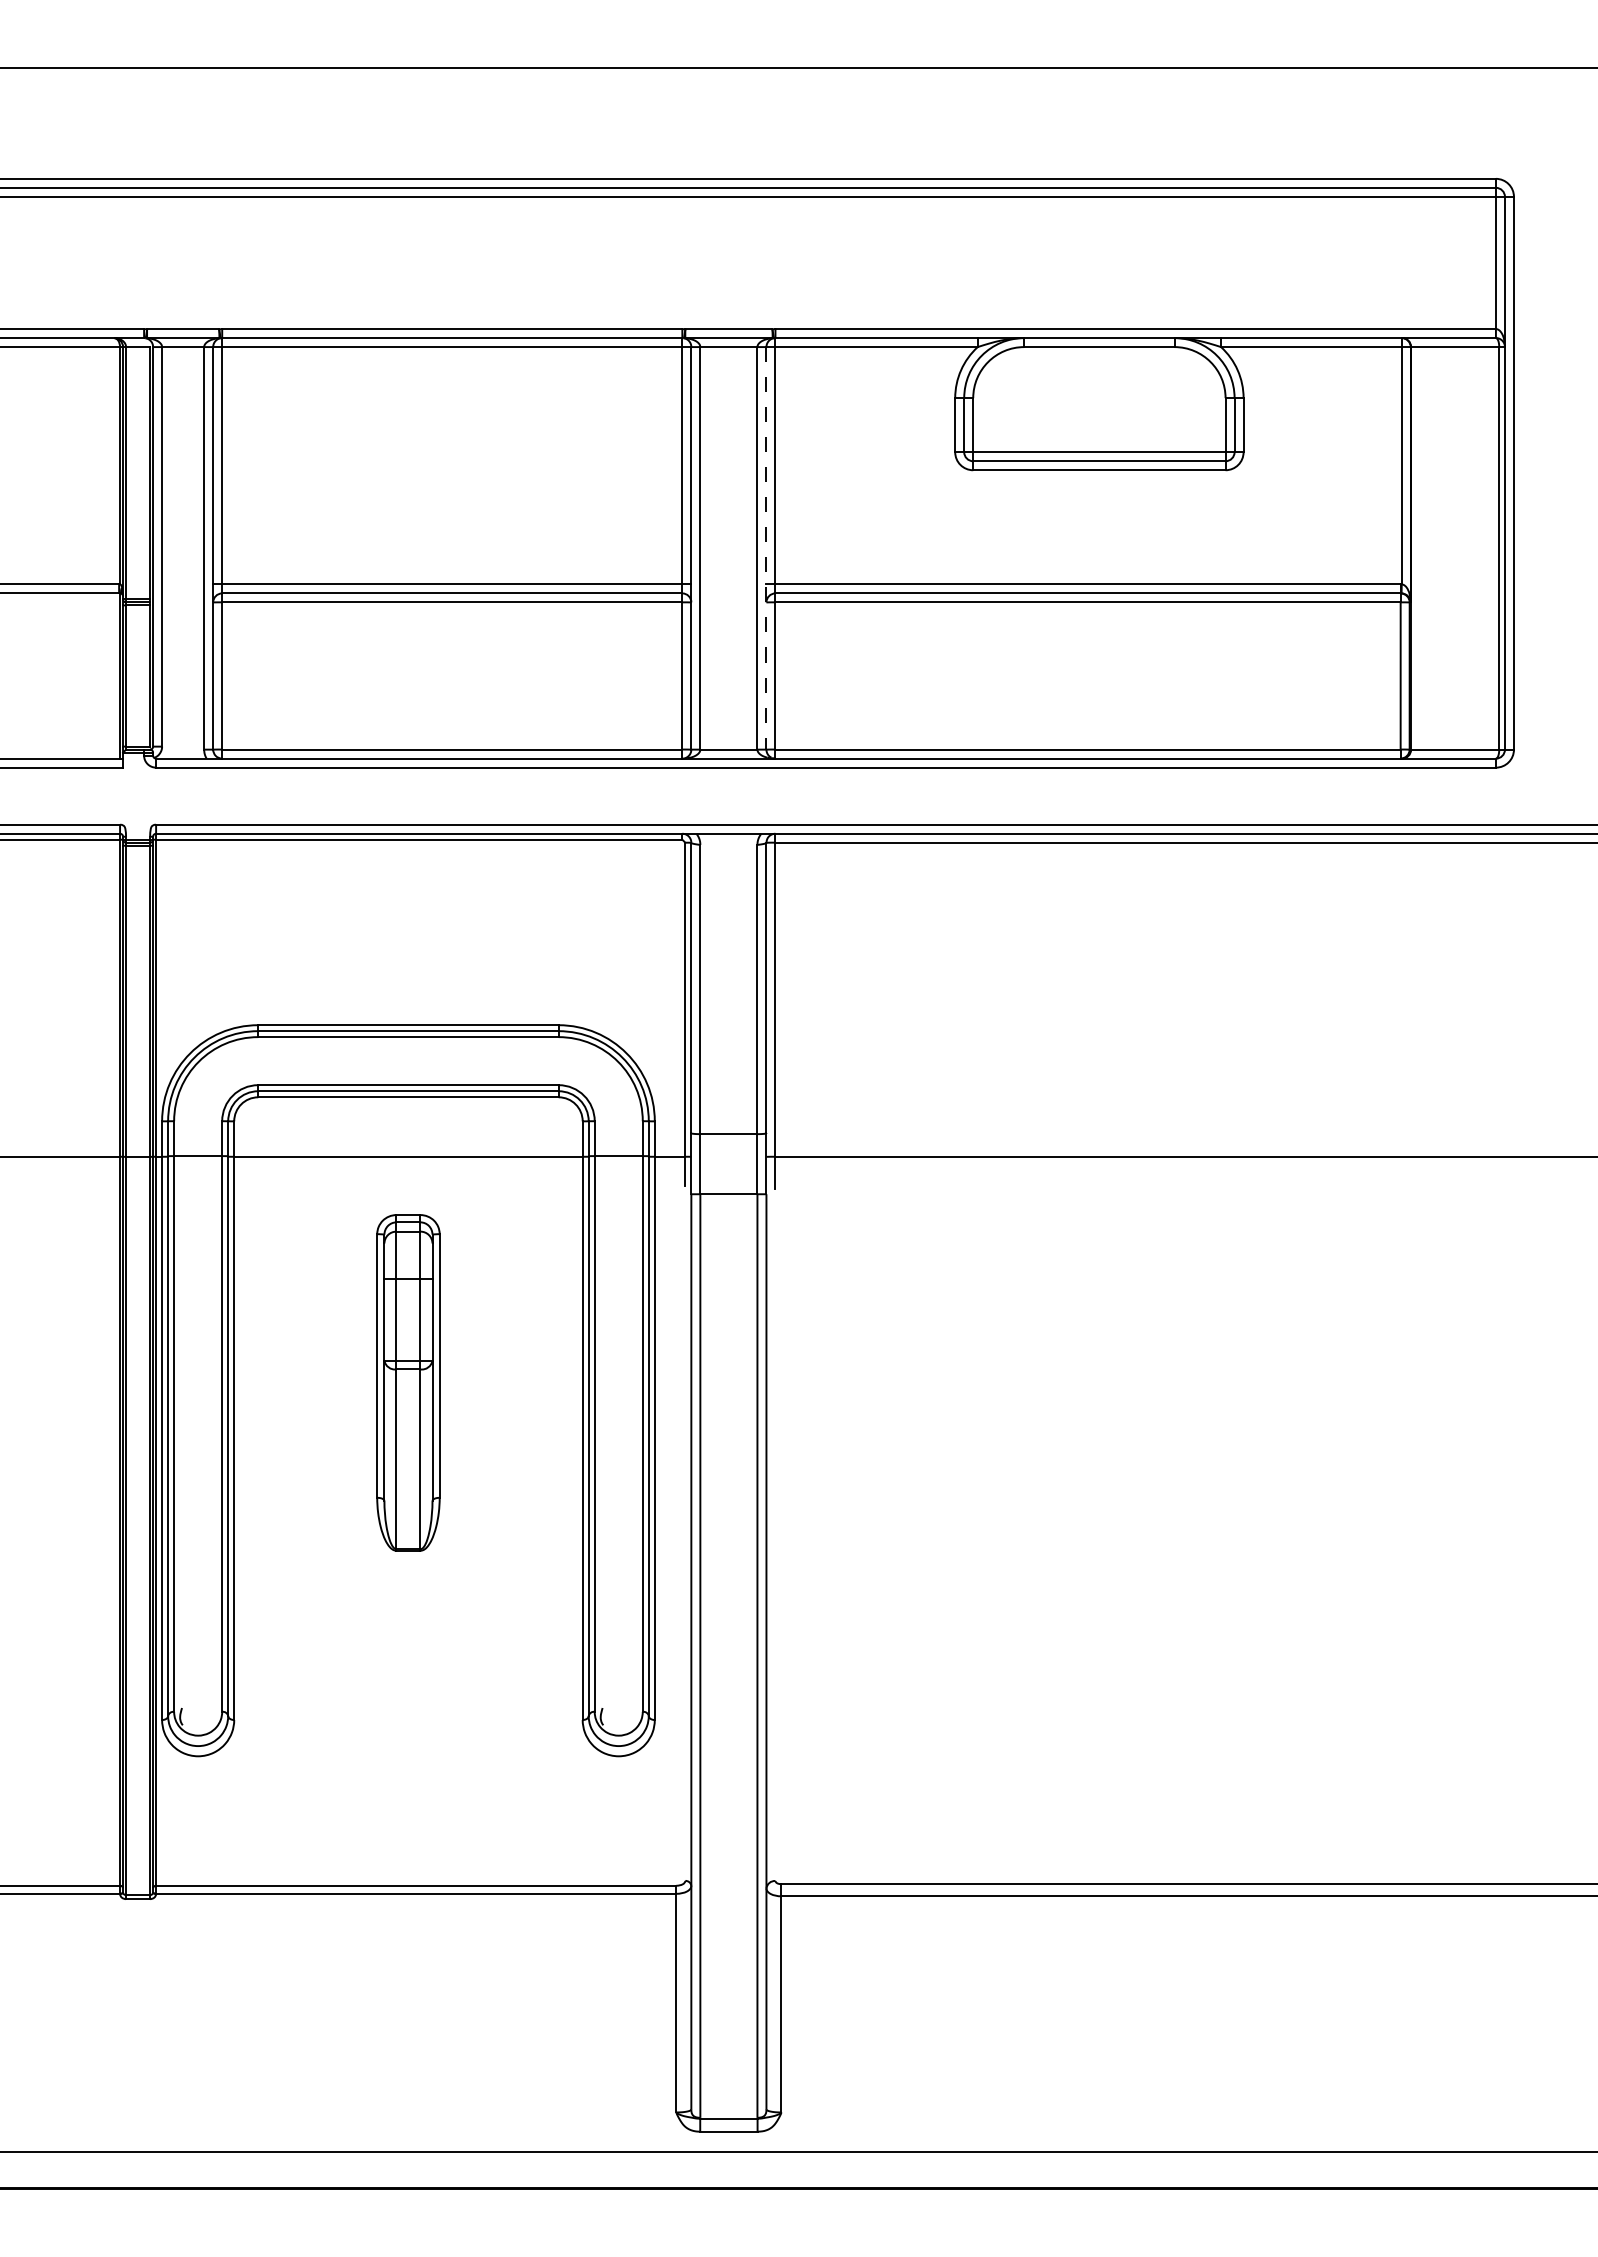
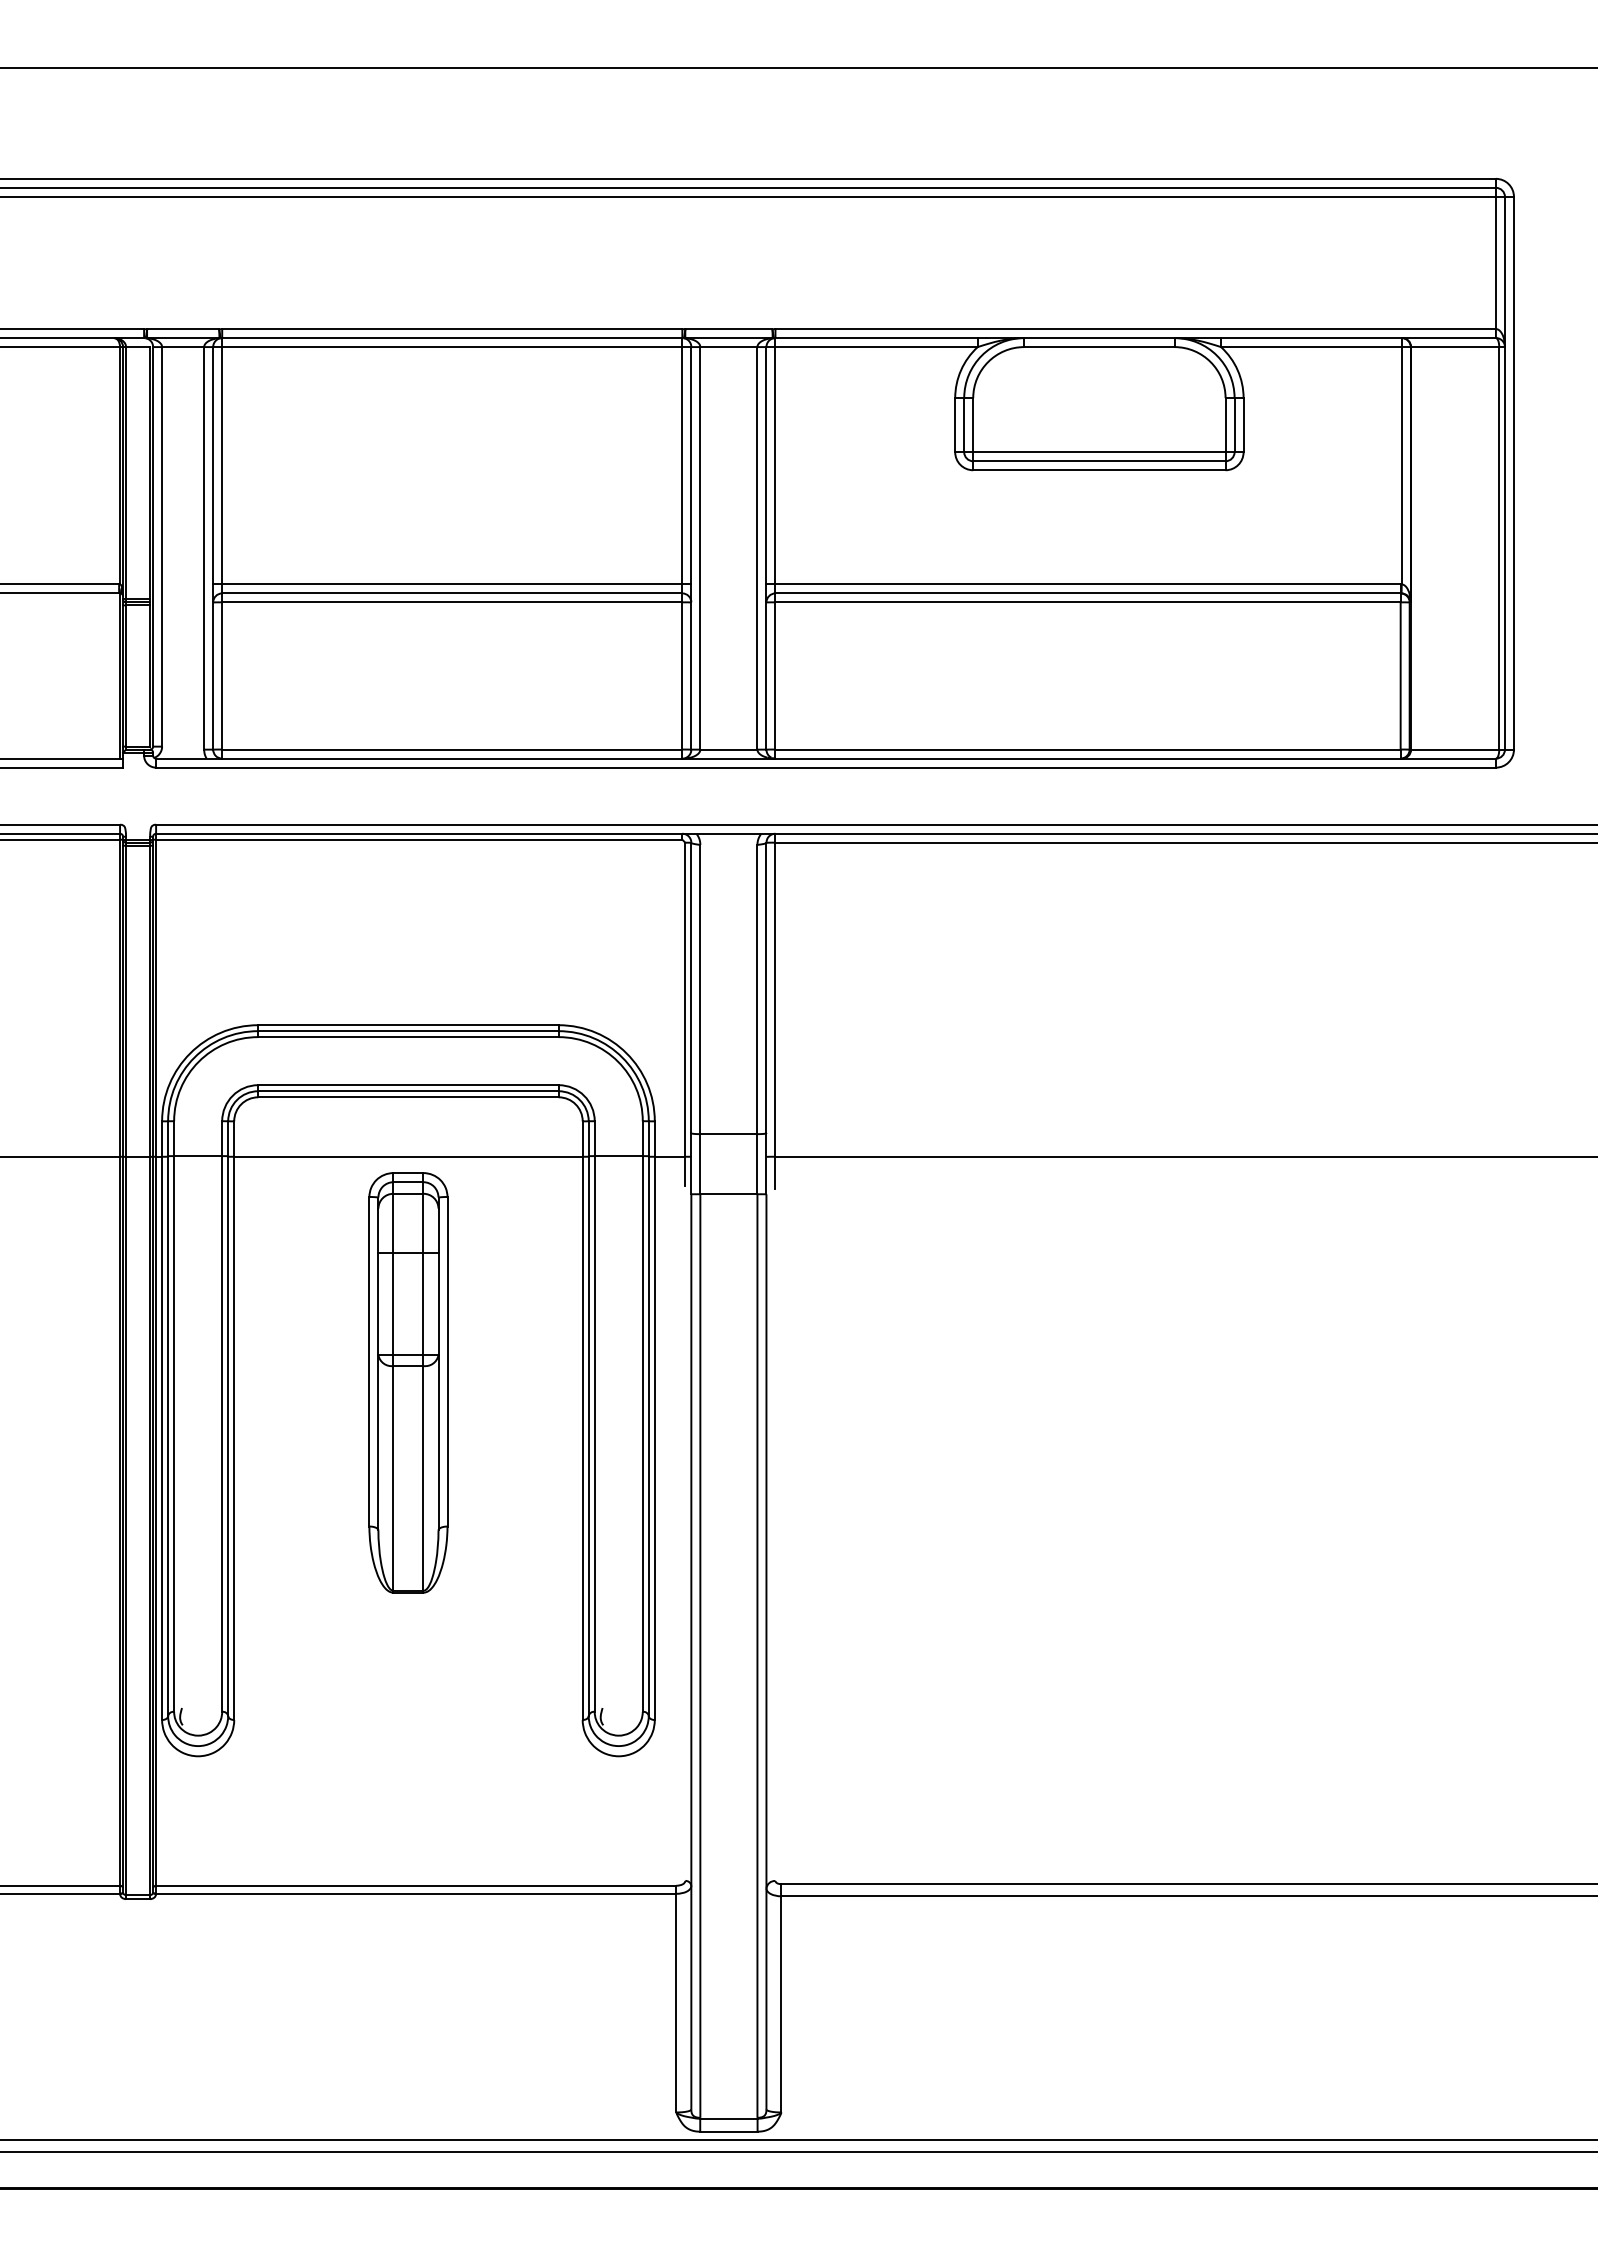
line: dashed -> solid (766, 548)
part size: 65x338 px -> 81x422 px (408, 1382)
line: none -> present (798, 2139)
